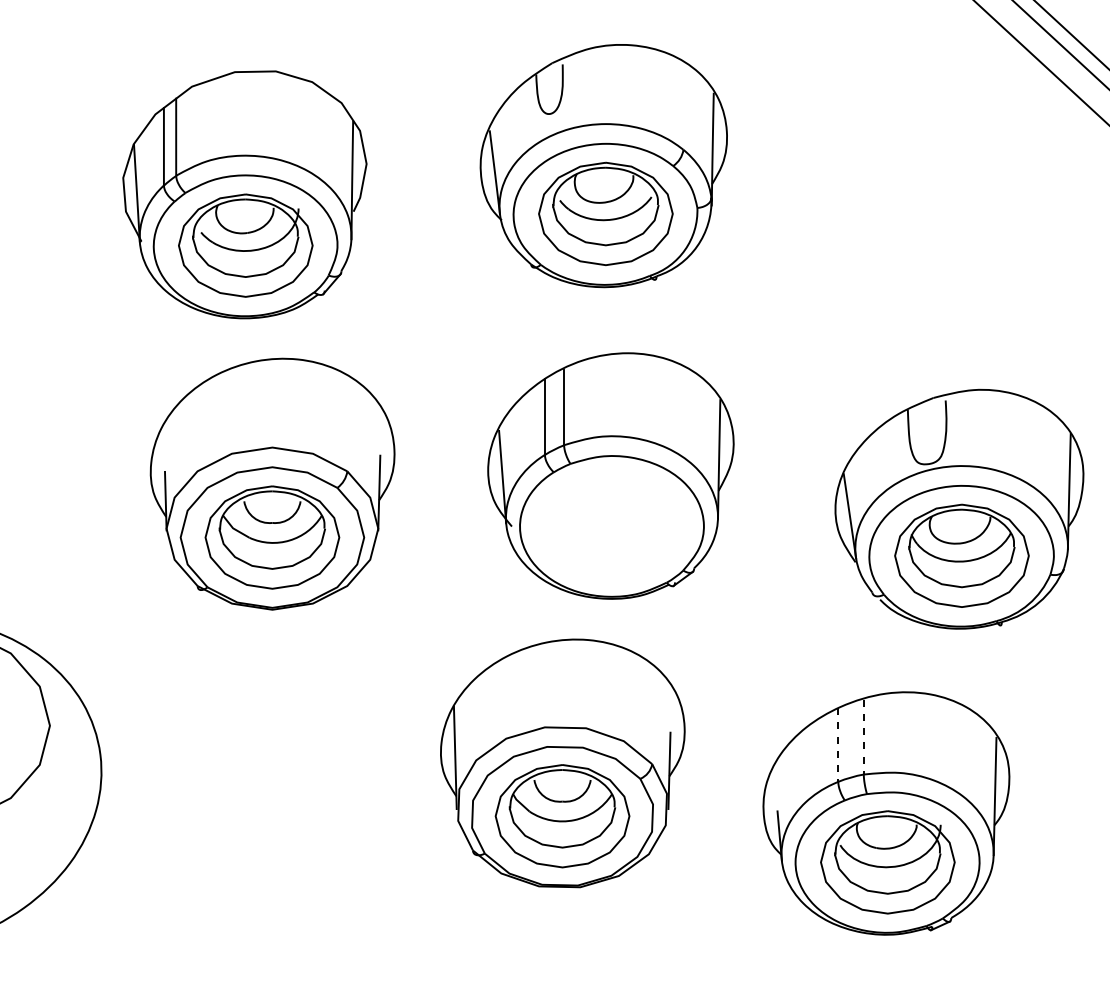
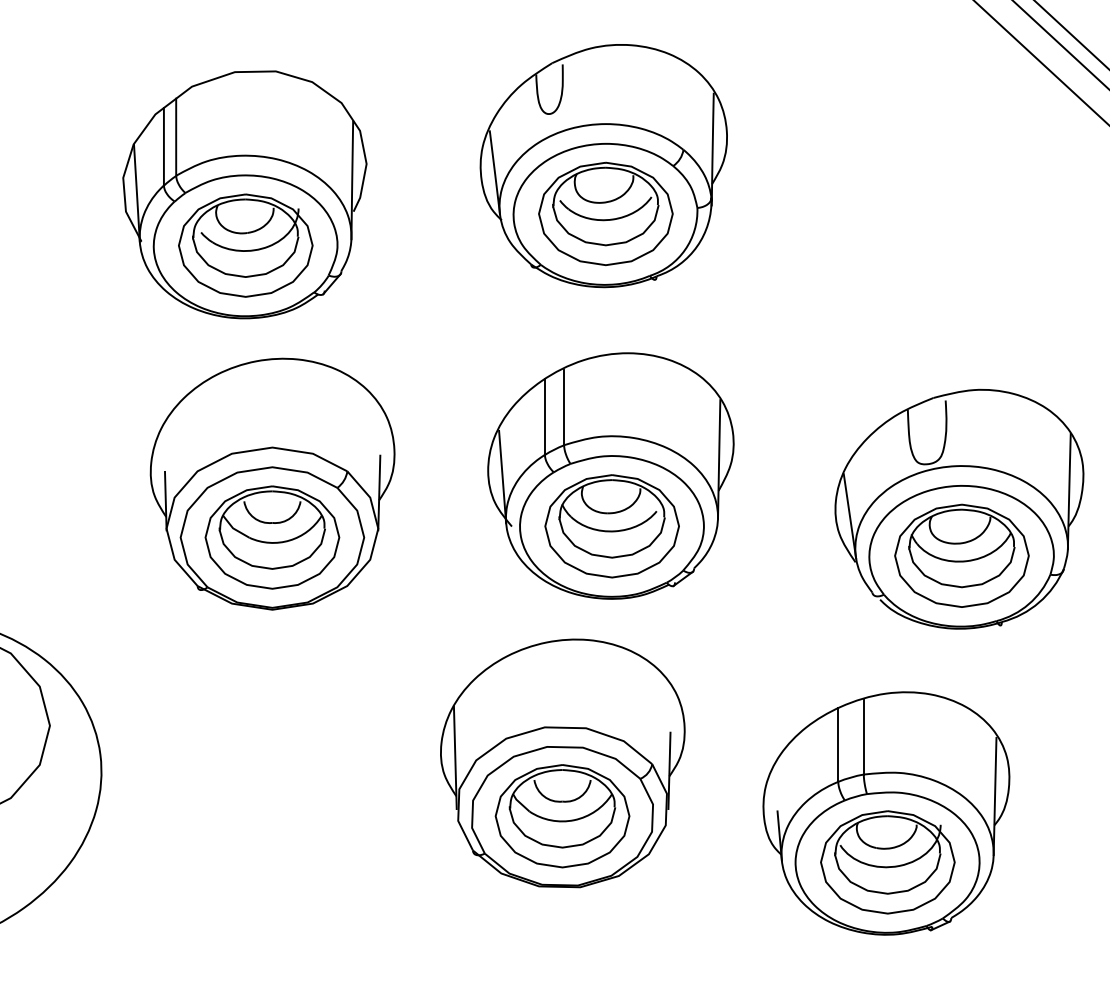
part: none -> present (611, 526)
line: dashed -> solid (863, 737)
line: dashed -> solid (838, 745)
